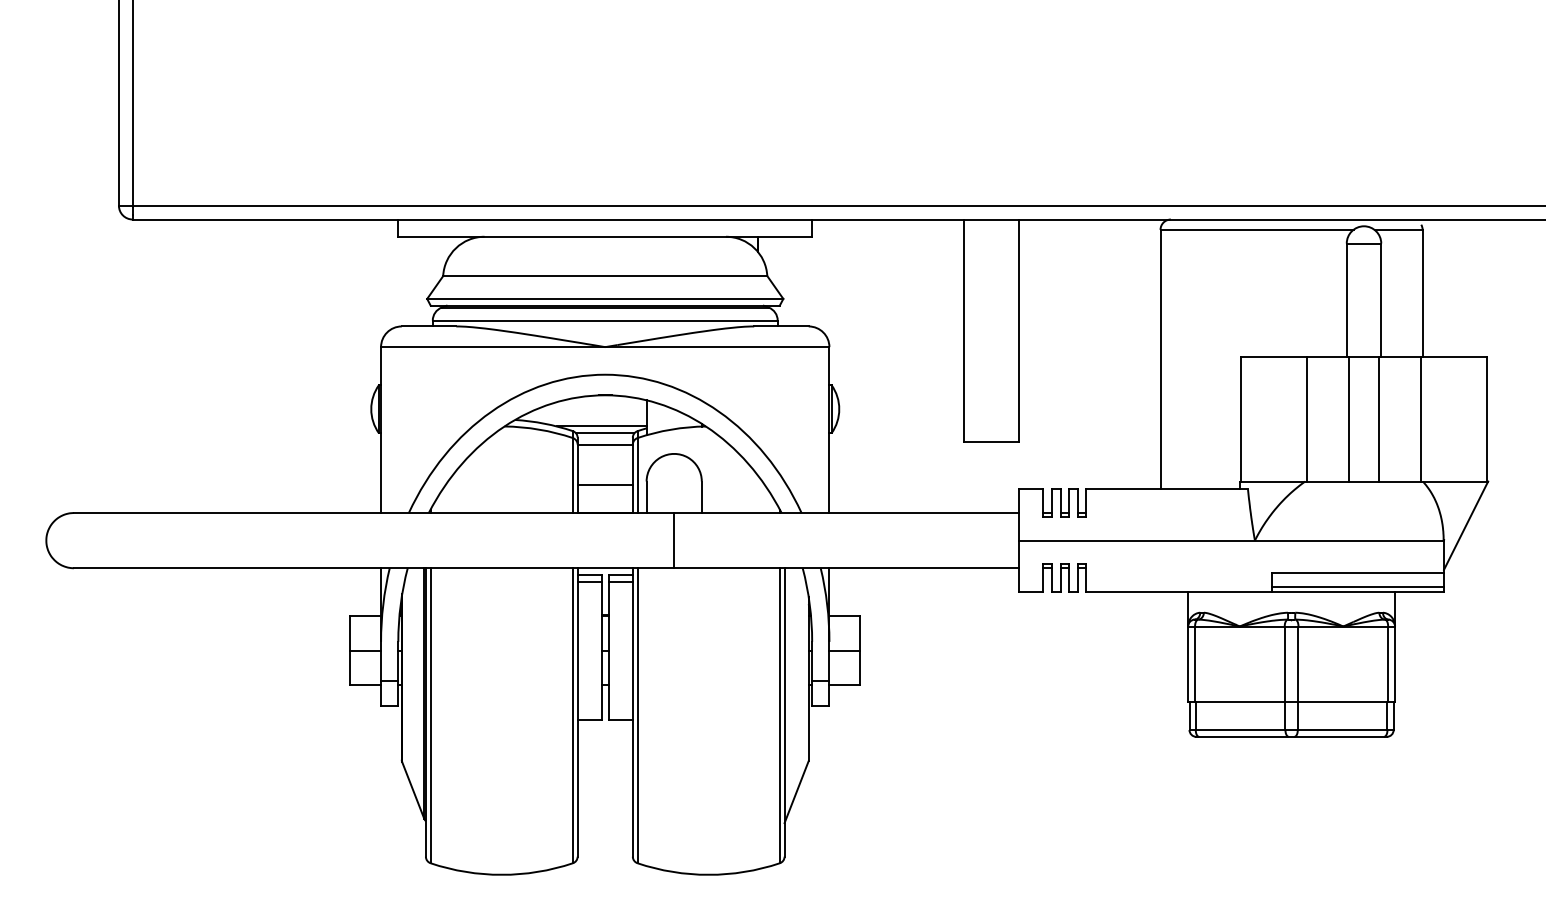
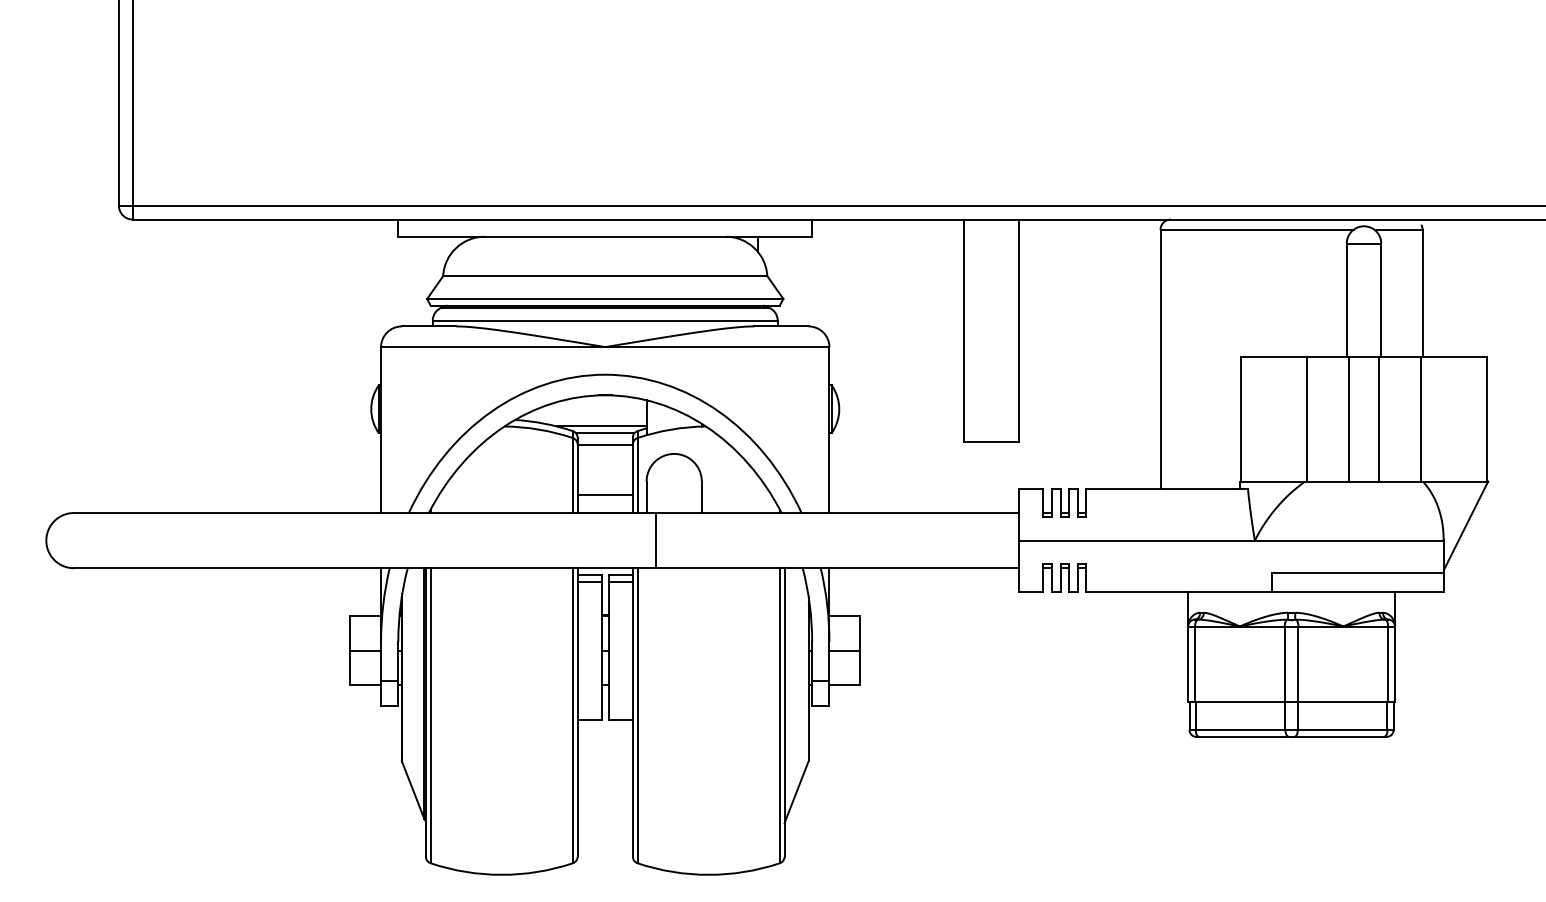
line position: (604, 485) -> (604, 495) (604, 495)
line position: (674, 540) -> (656, 540) (656, 540)
line: present -> none (1357, 586)
